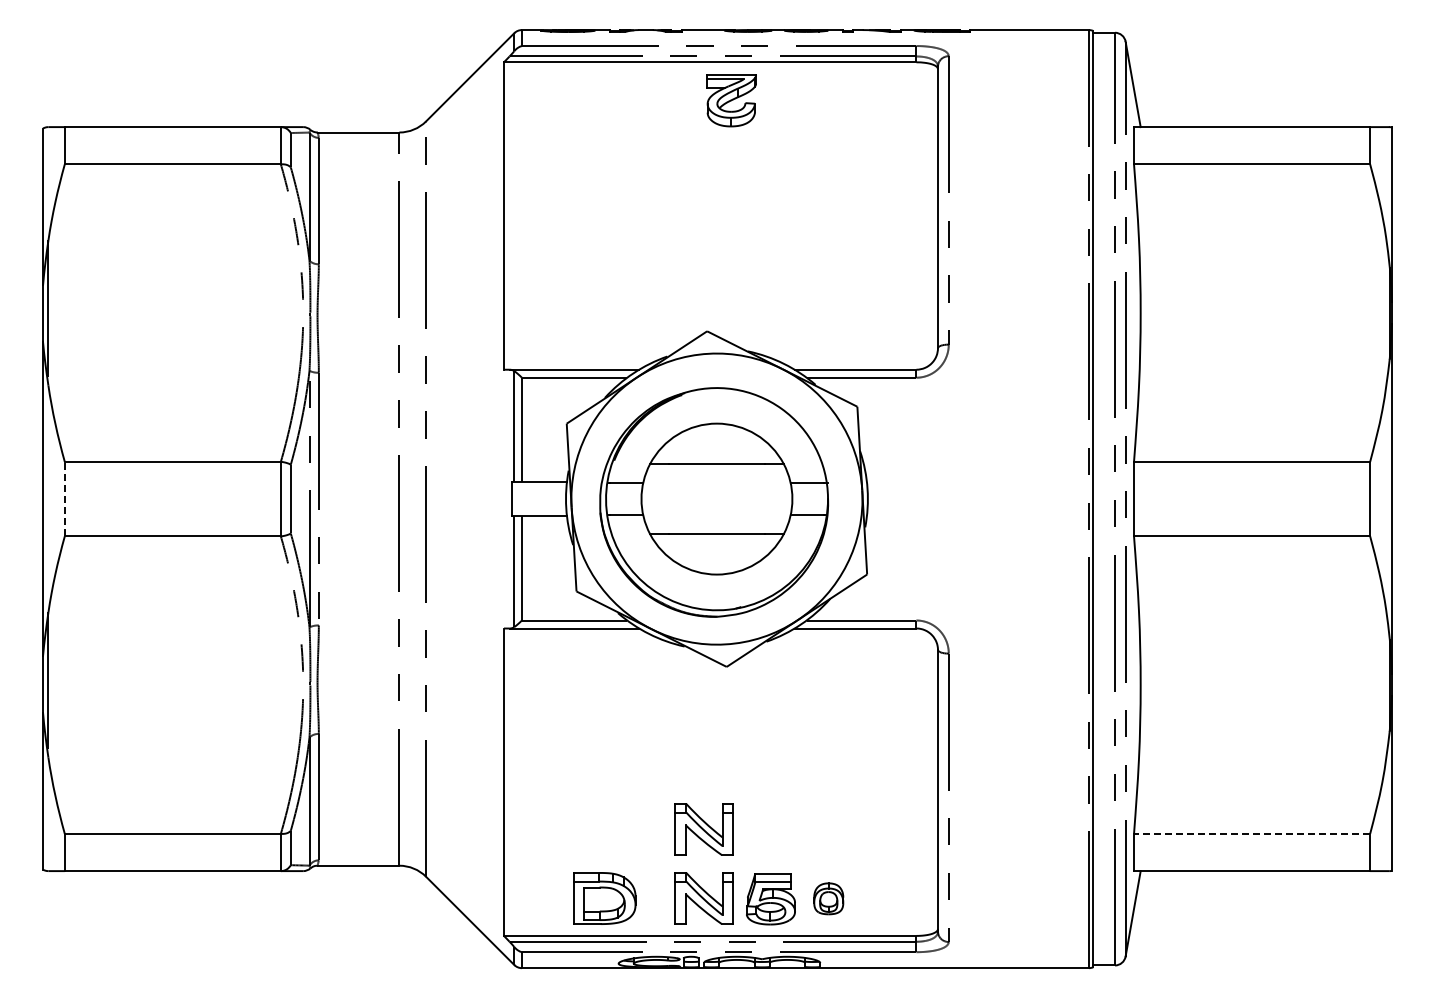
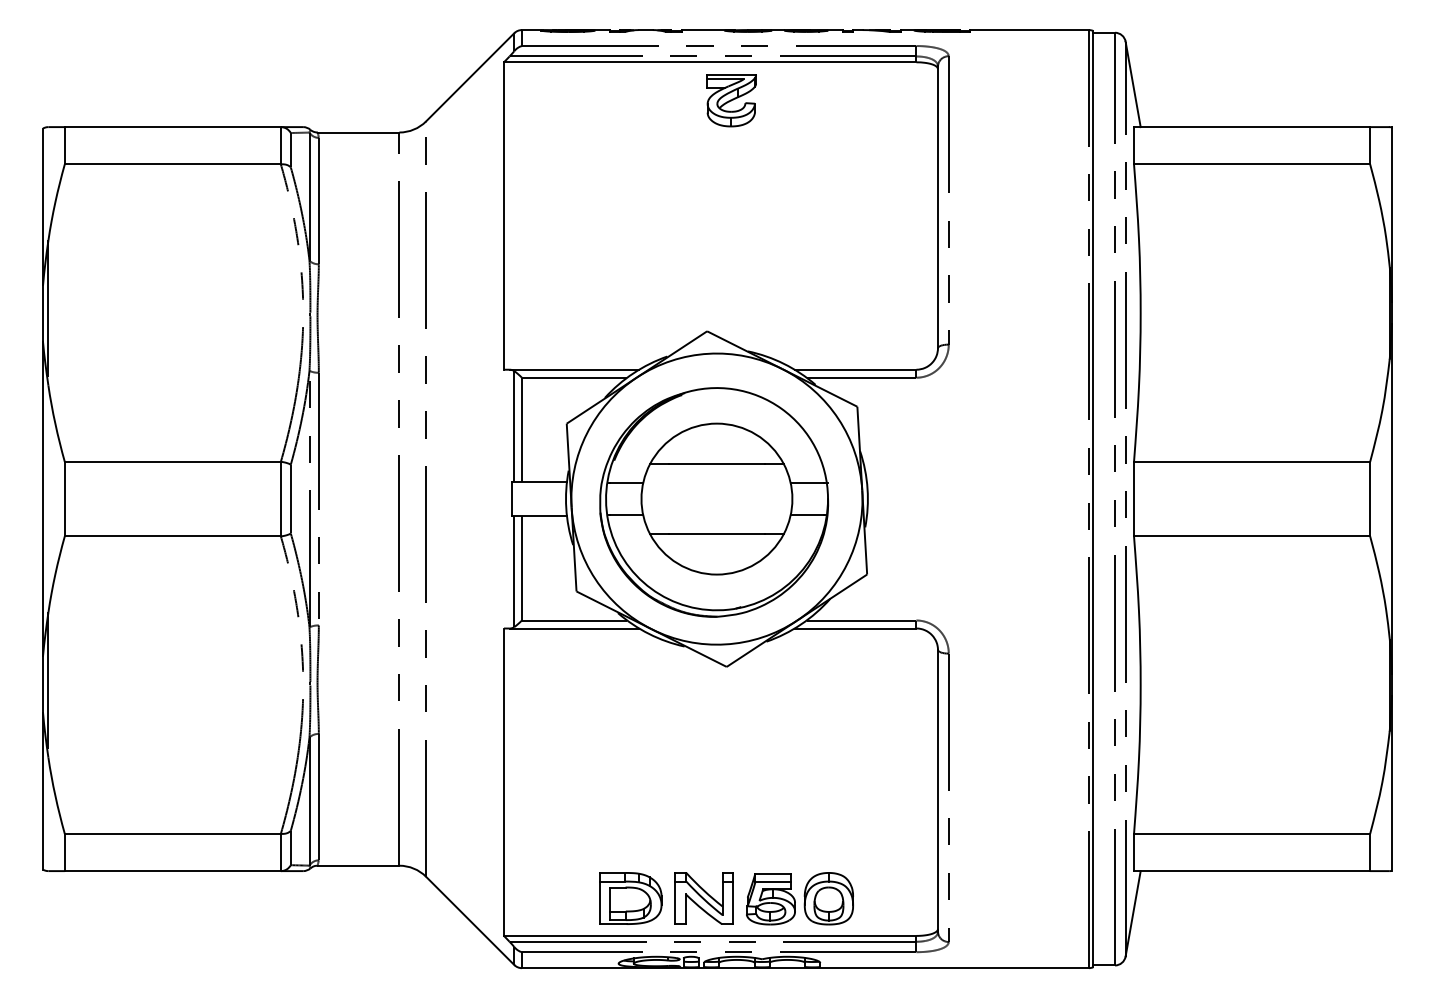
line: dashed -> solid (64, 498)
part: present -> none (703, 829)
line: dashed -> solid (1251, 833)
part position: (604, 898) -> (630, 898) (630, 898)
part size: 32x34 px -> 51x54 px (828, 898)
